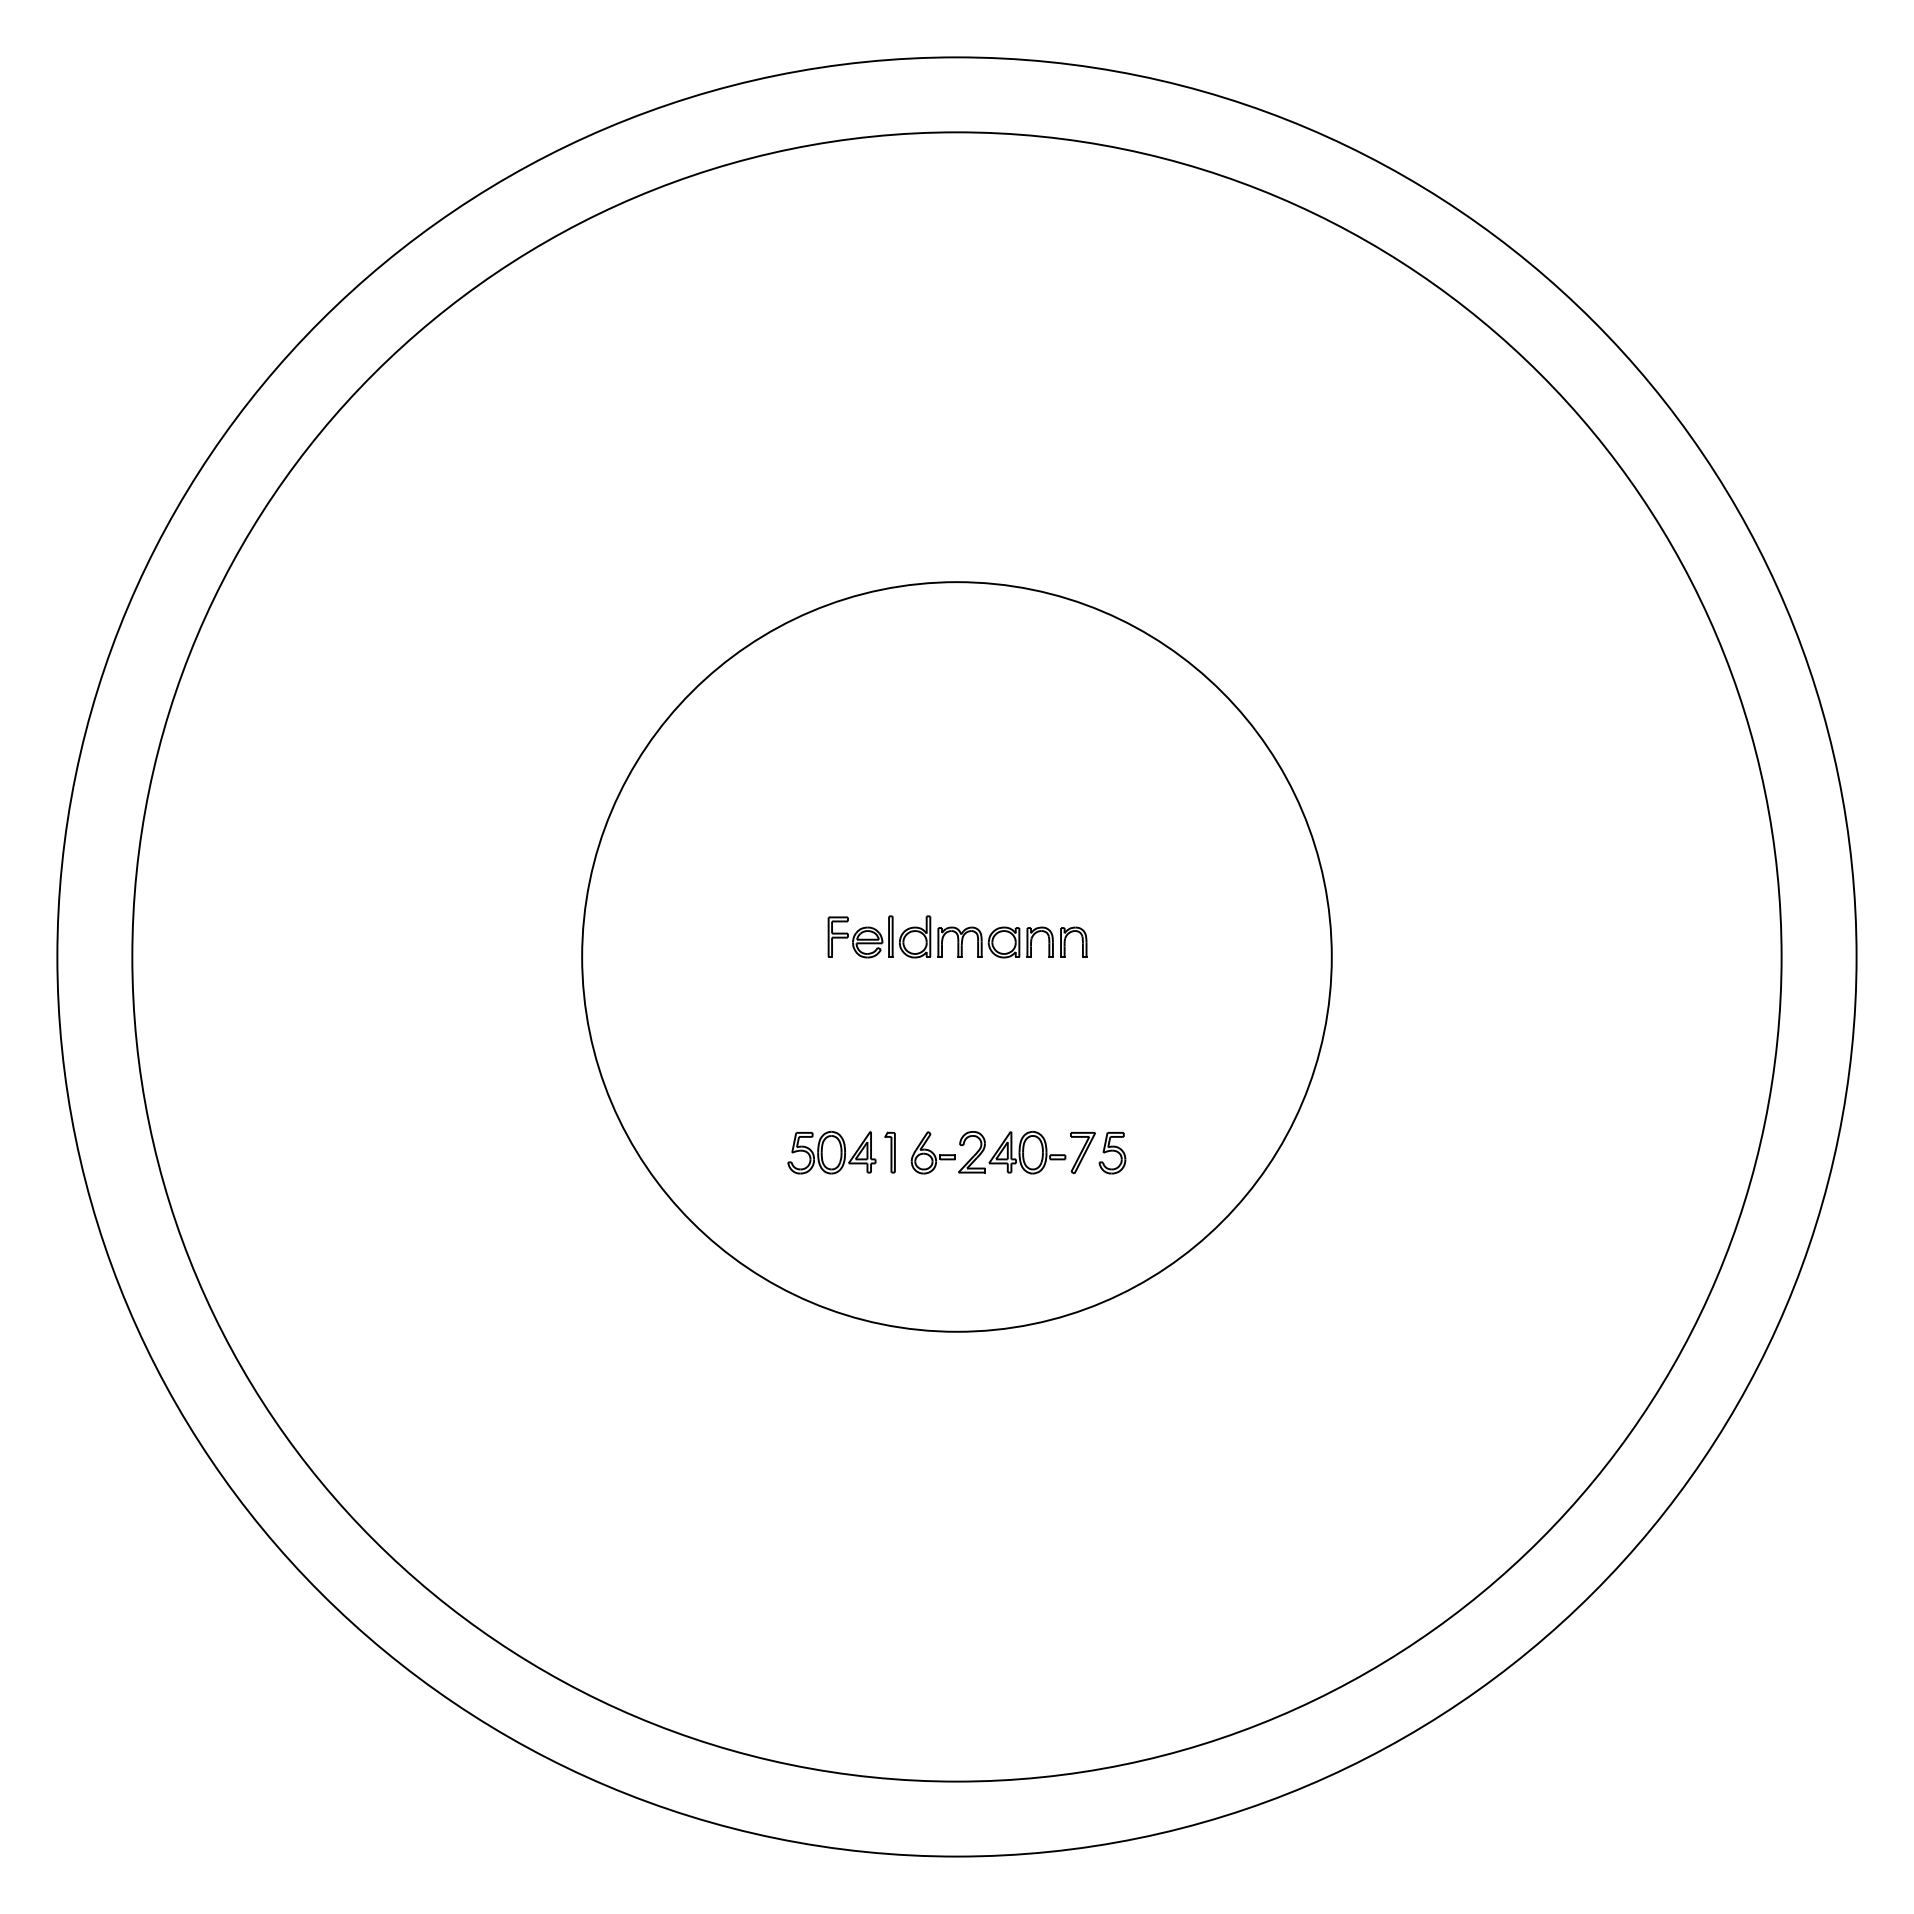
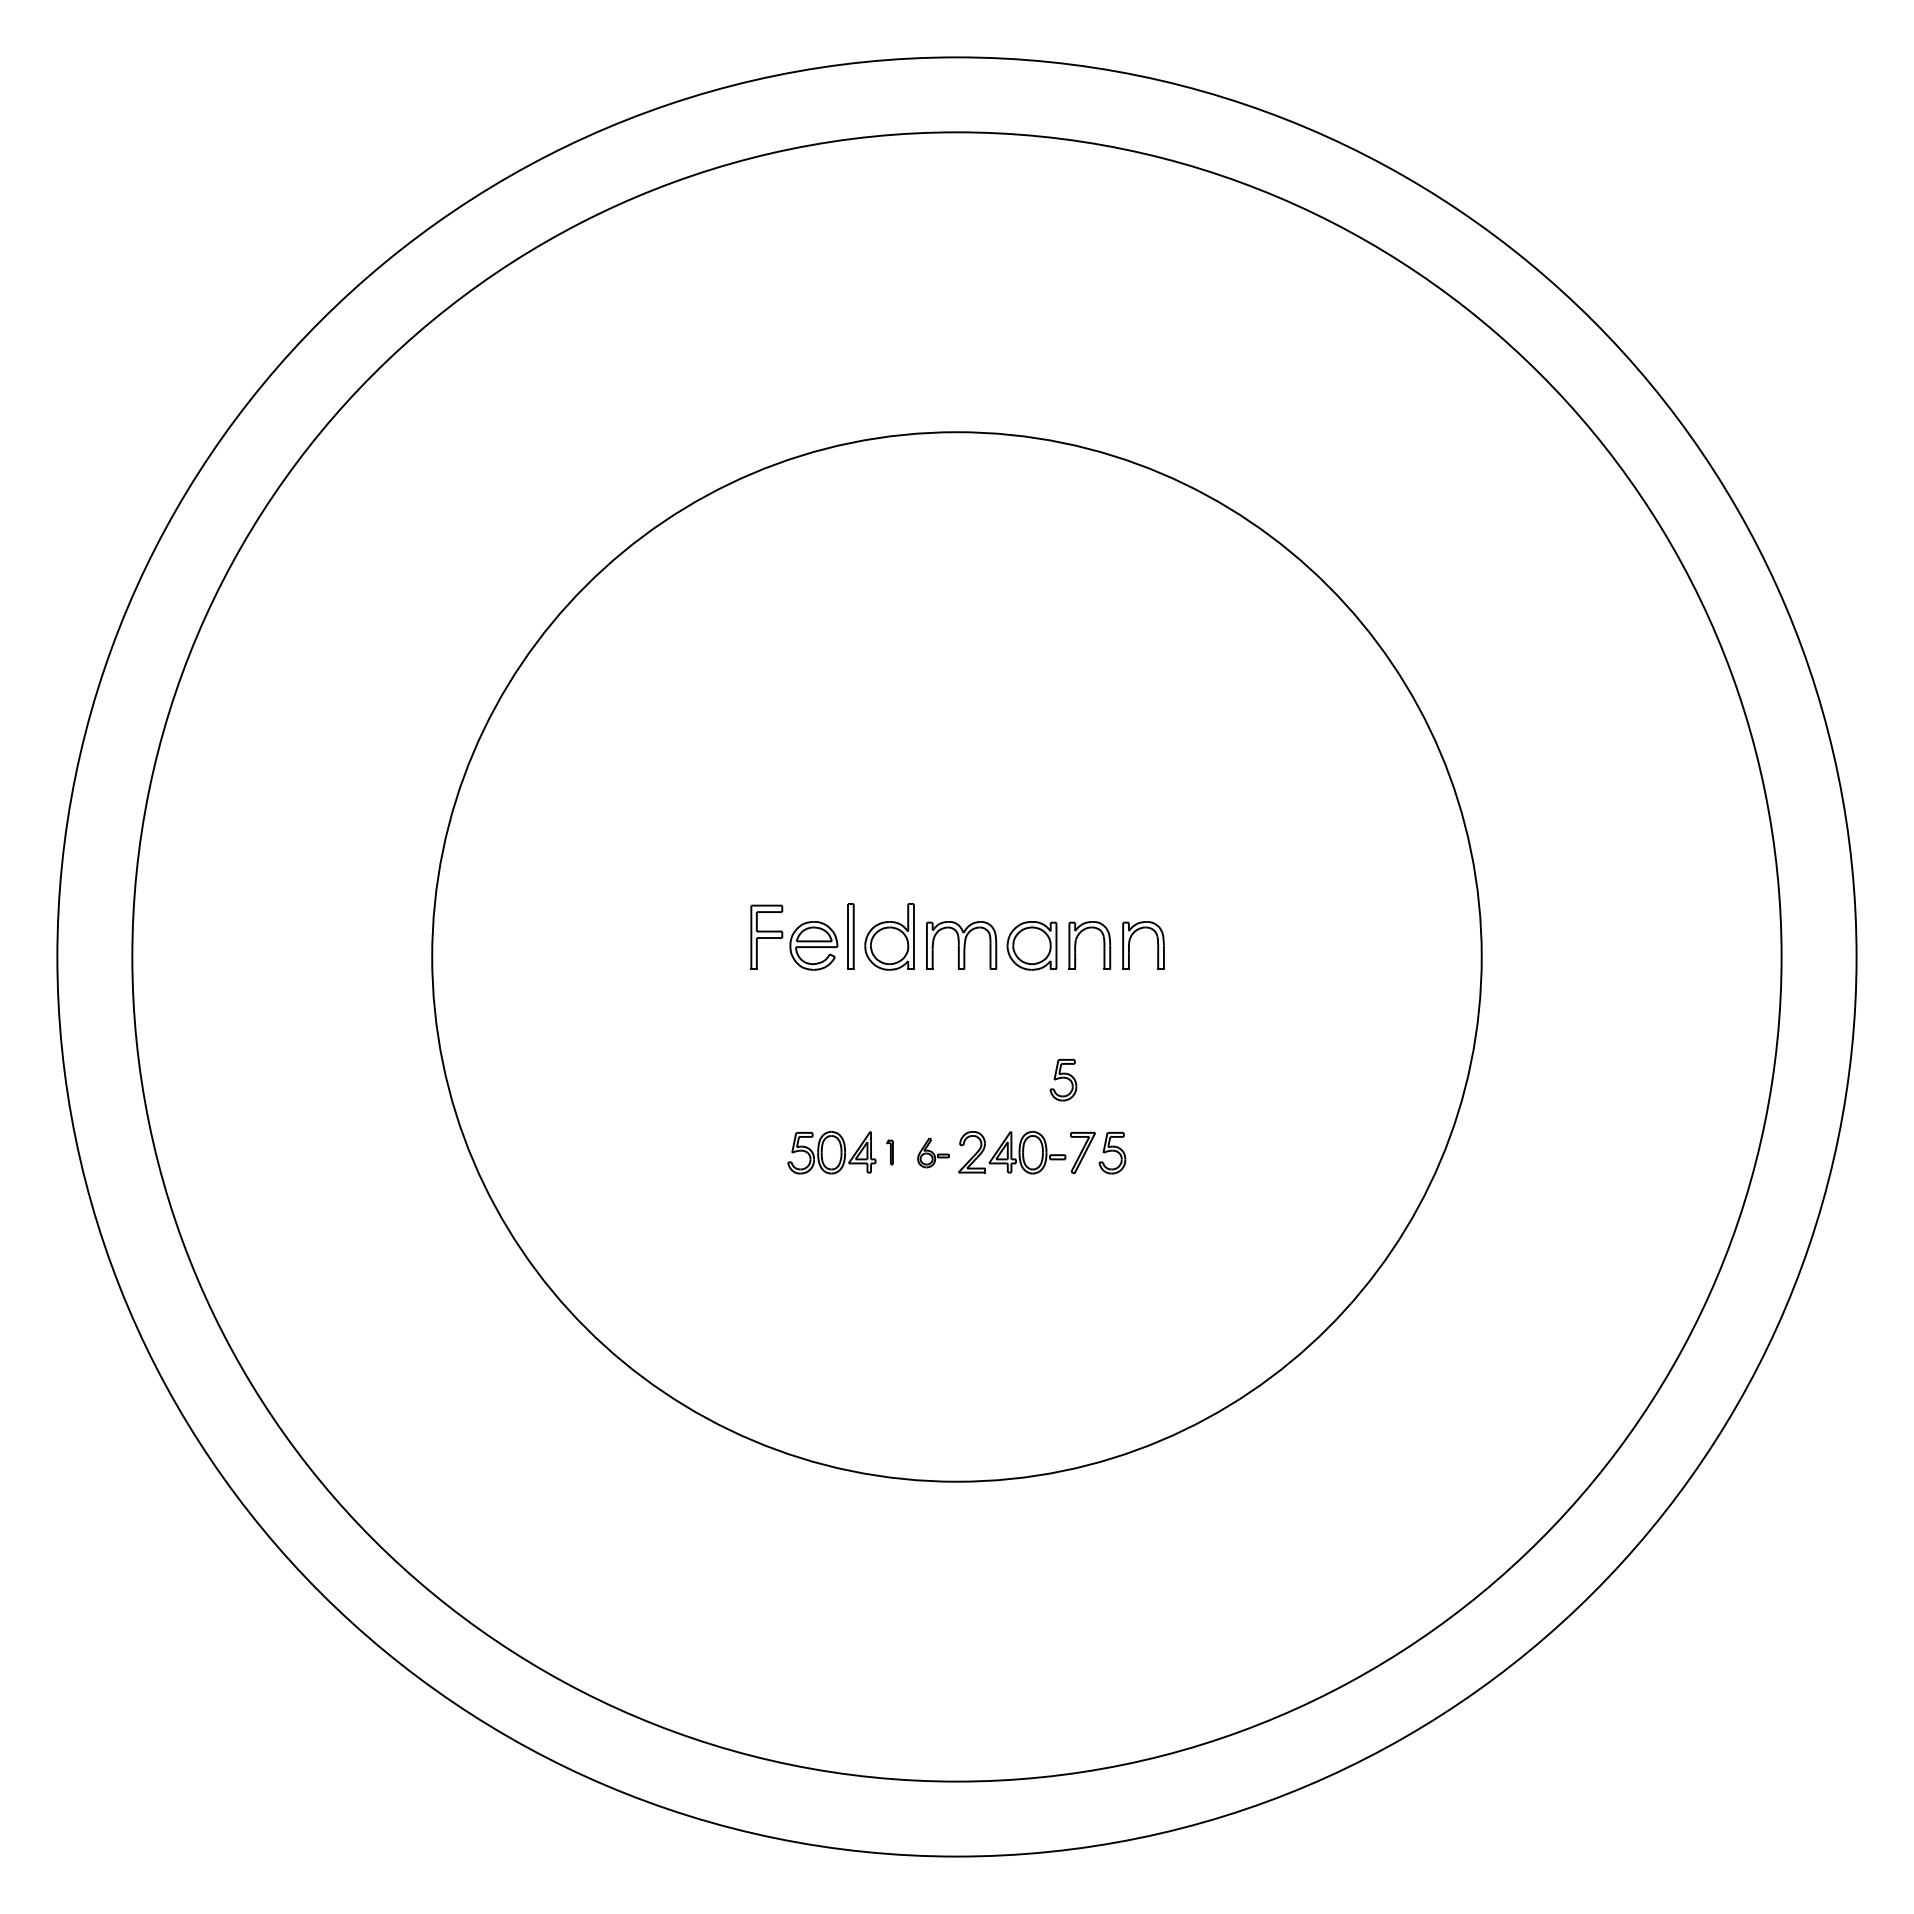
part size: 261x44 px -> 415x68 px (957, 936)
circle diameter: 750 px -> 1050 px (956, 956)
part: none -> present (1063, 1080)
part size: 12x43 px -> 8x27 px (889, 1152)
part size: 46x44 px -> 33x32 px (933, 1152)
